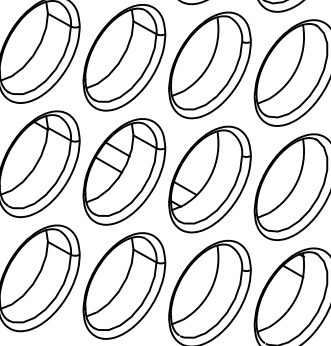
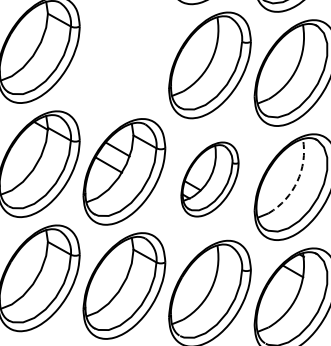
part: present -> none (124, 57)
part size: 84x109 px -> 60x77 px (209, 179)
arc: solid -> dashed (297, 181)
